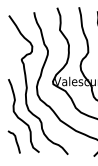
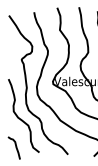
curve position: (15, 141) -> (15, 147) (15, 147)
